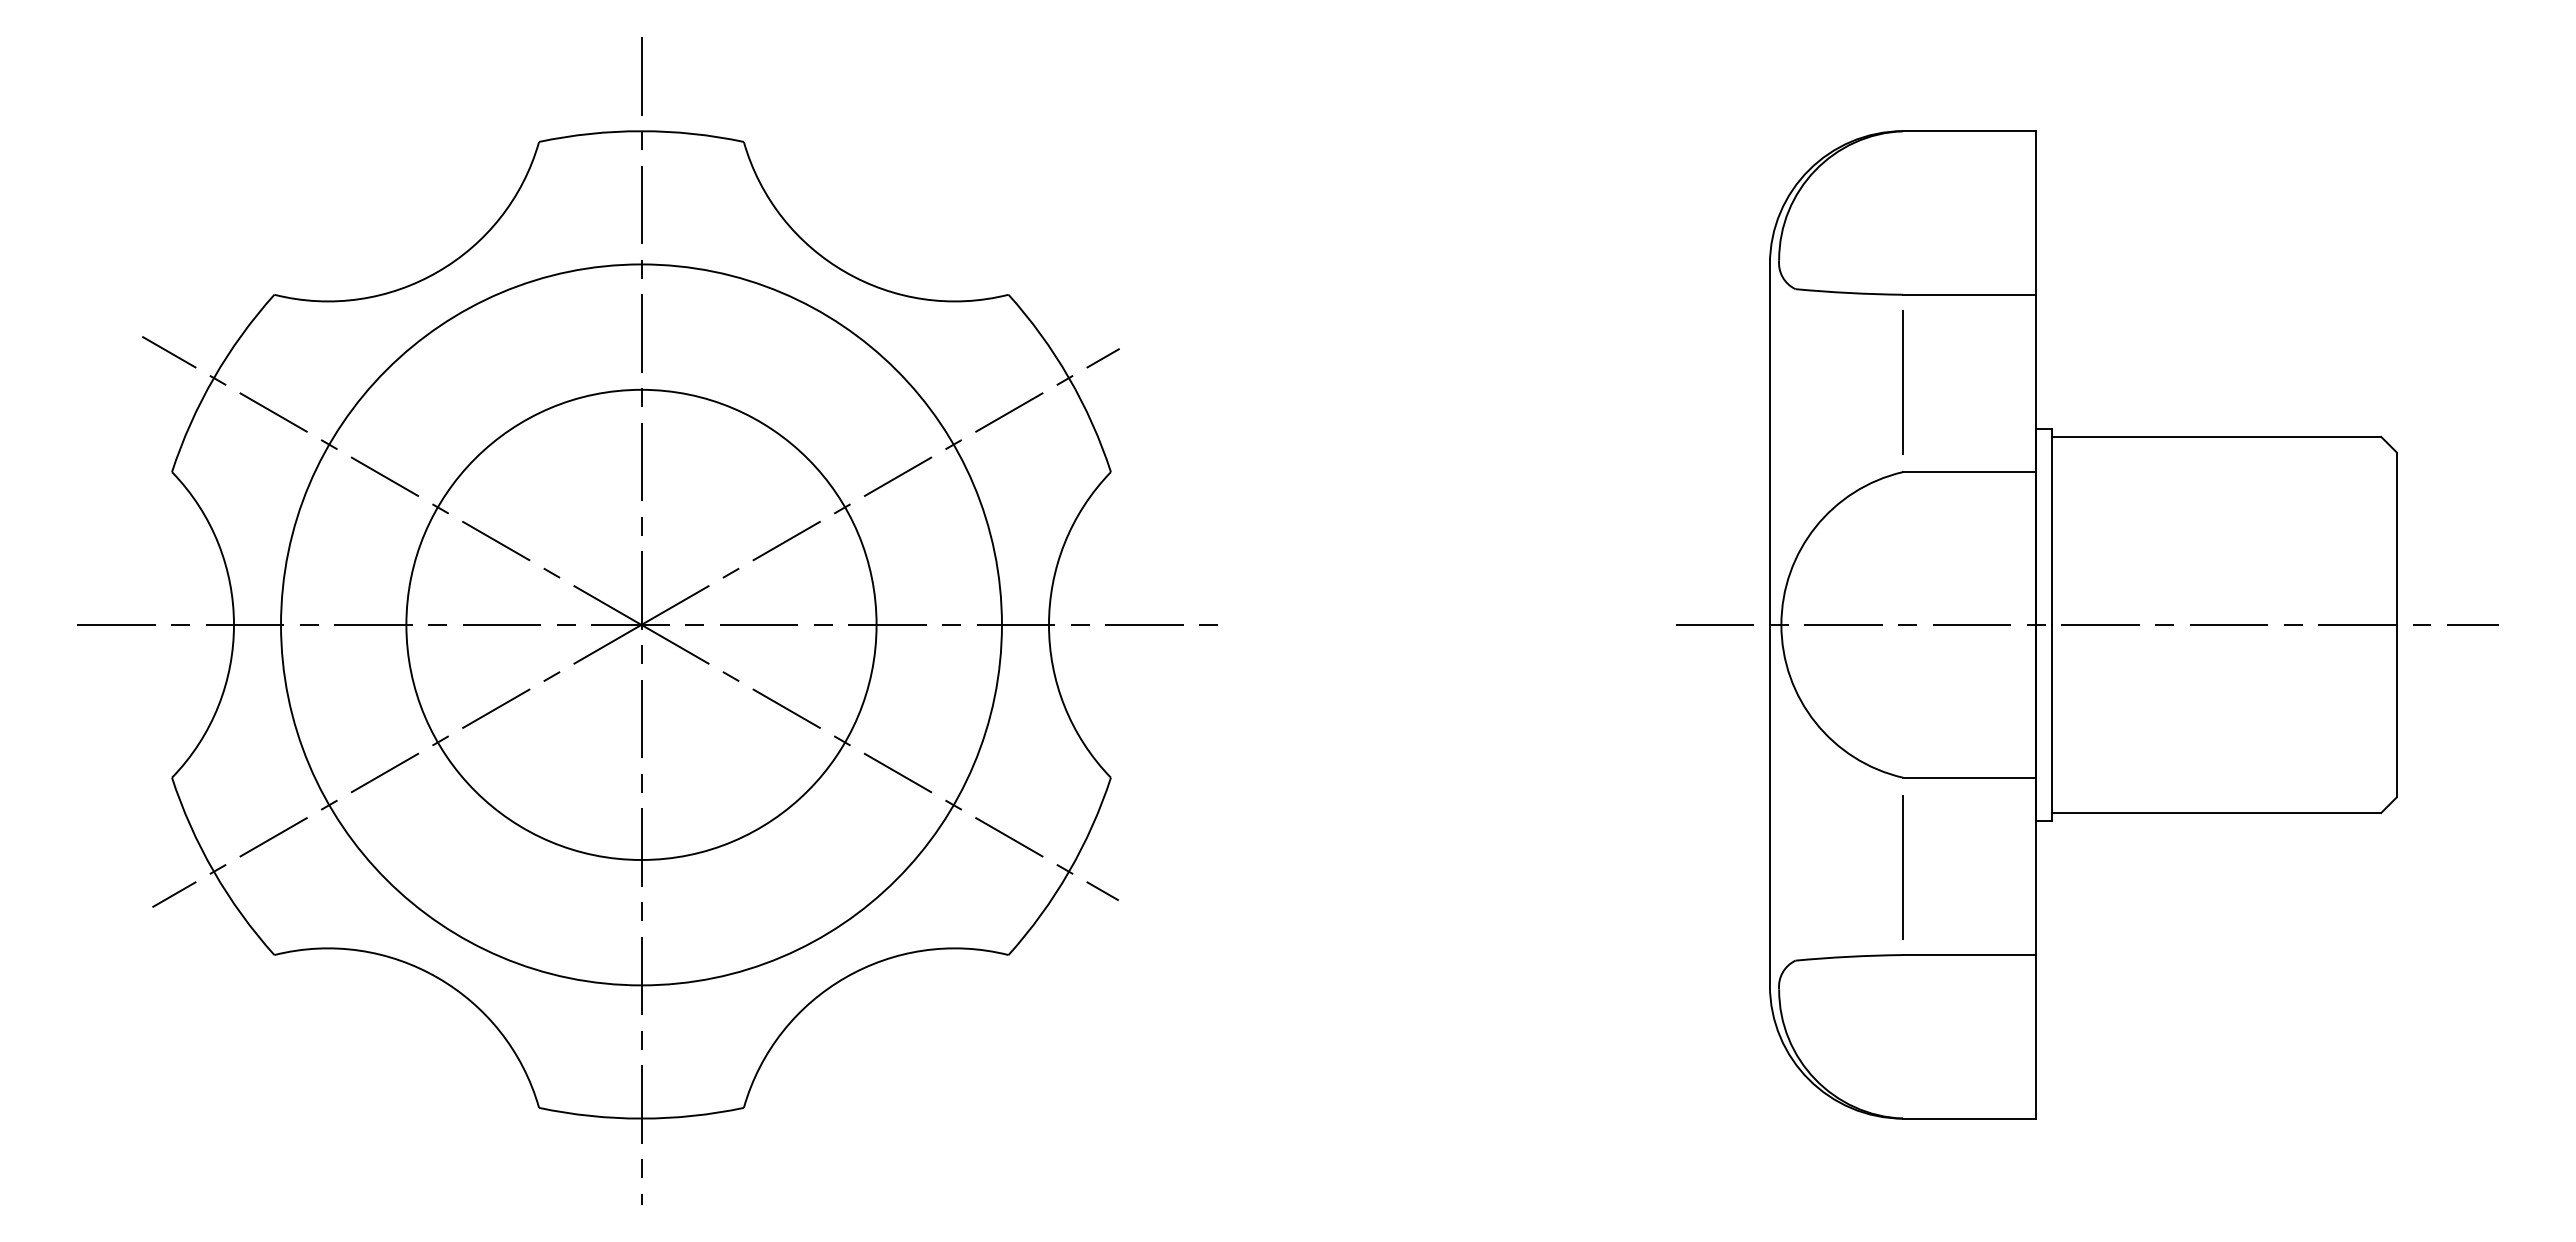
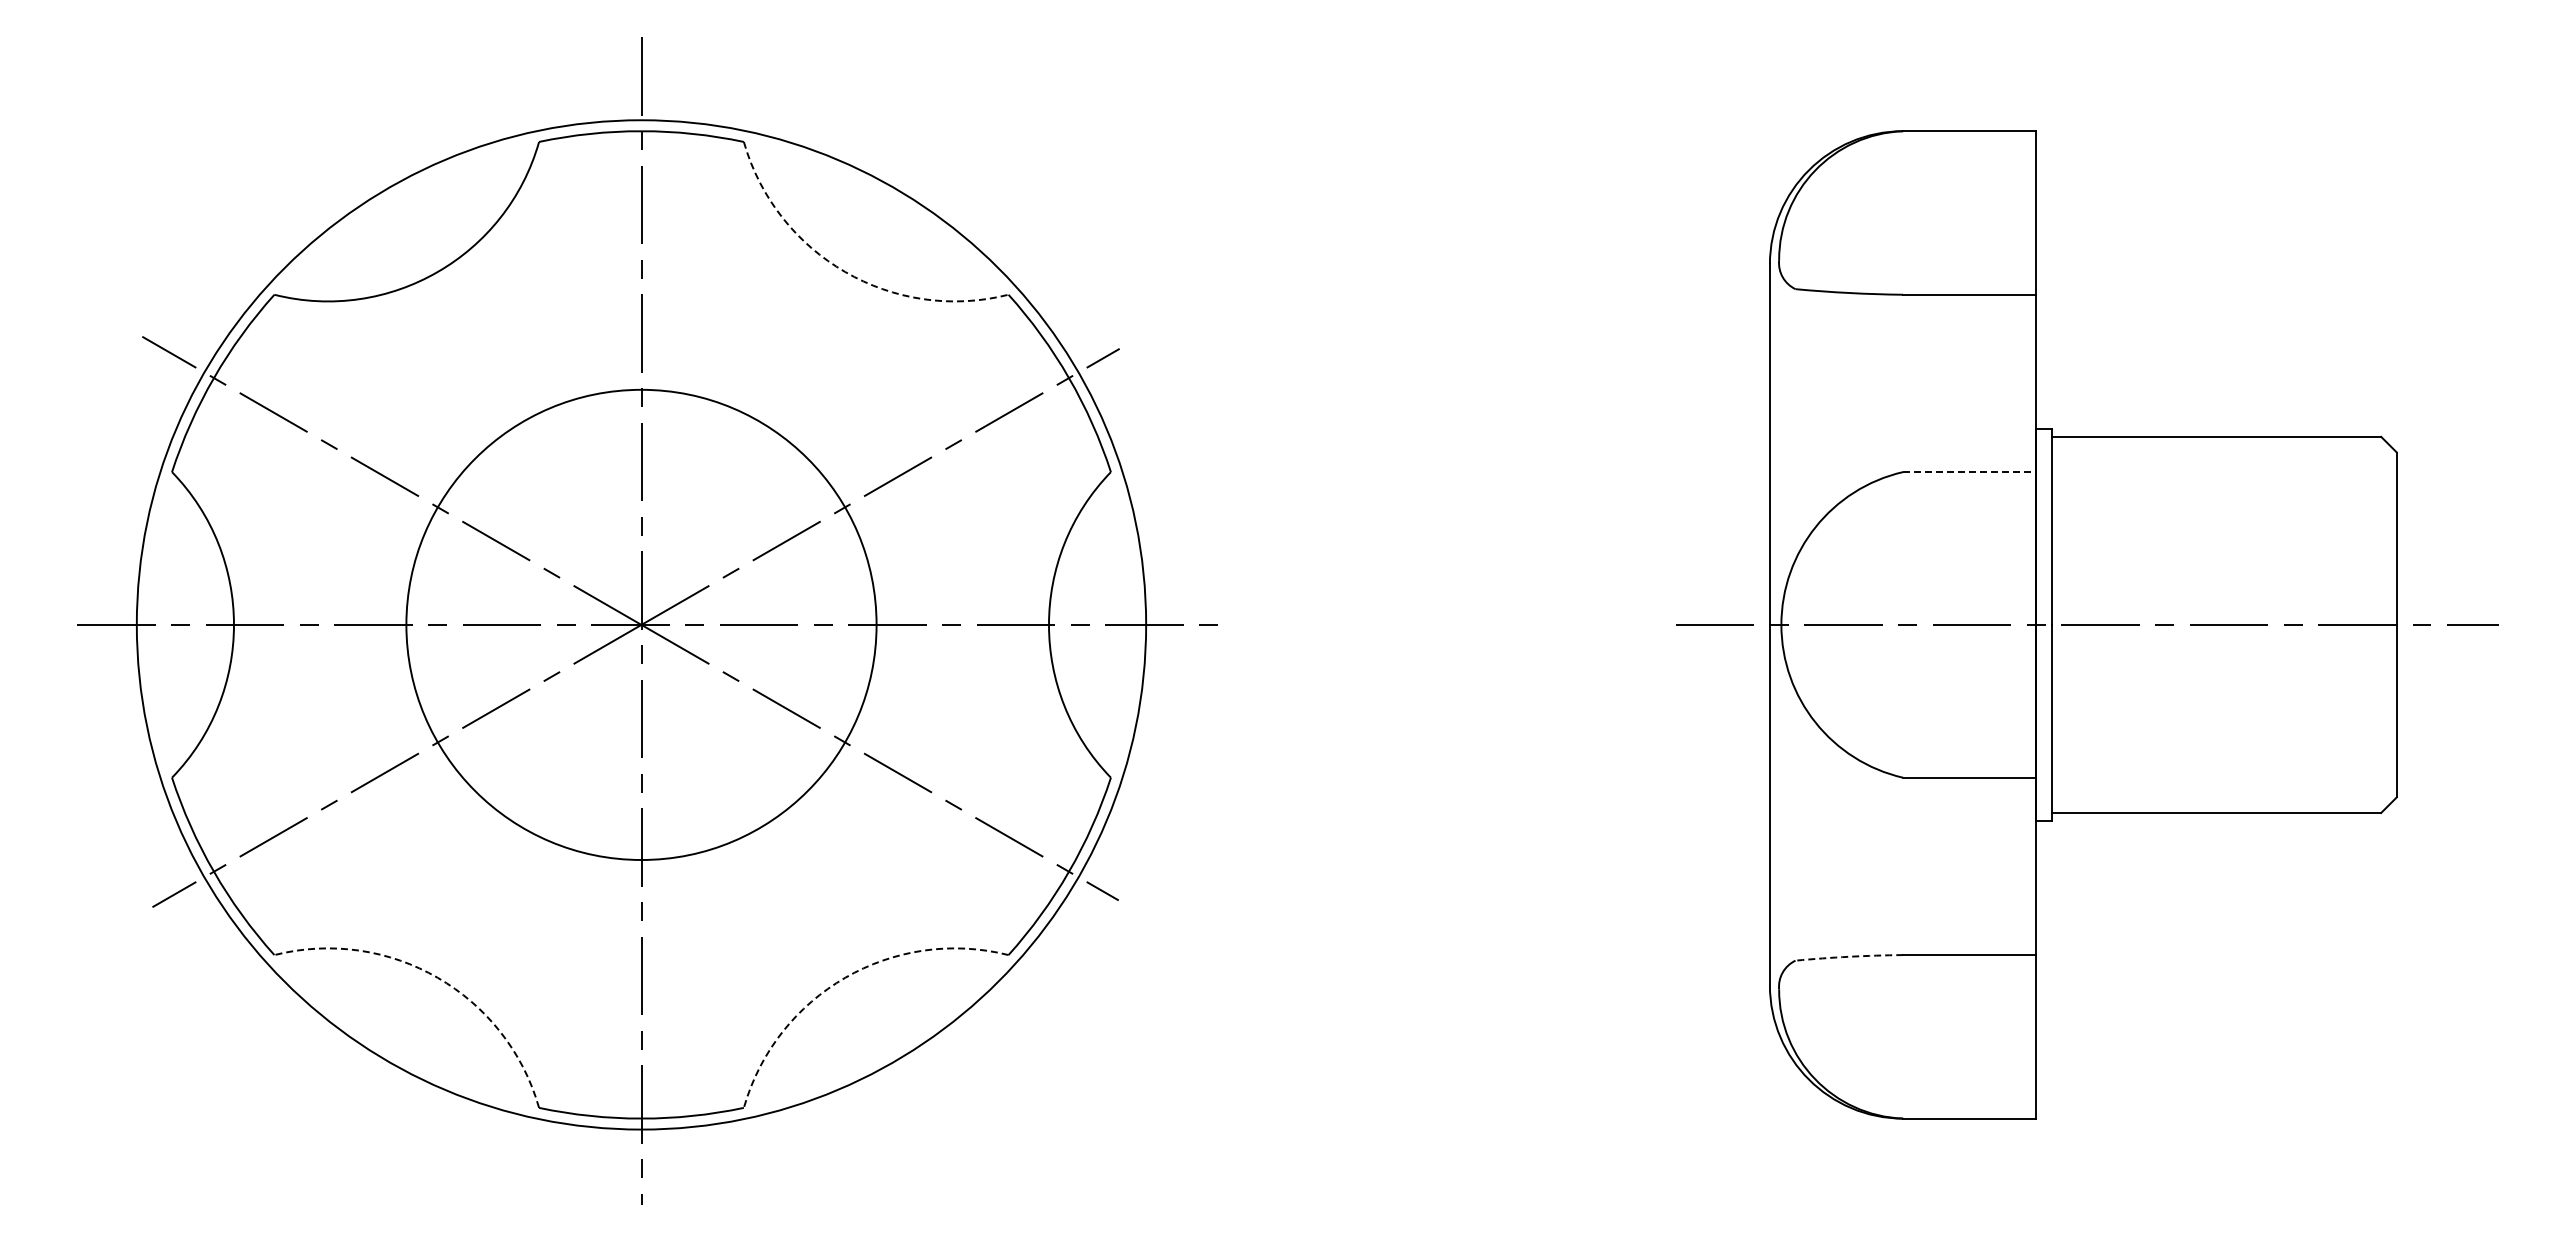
arc: solid -> dashed (845, 272)
line: present -> none (1903, 382)
line: solid -> dashed (1969, 472)
circle diameter: 721 px -> 1009 px (641, 624)
line: present -> none (1902, 867)
arc: solid -> dashed (1849, 956)
arc: solid -> dashed (437, 977)
arc: solid -> dashed (845, 977)
